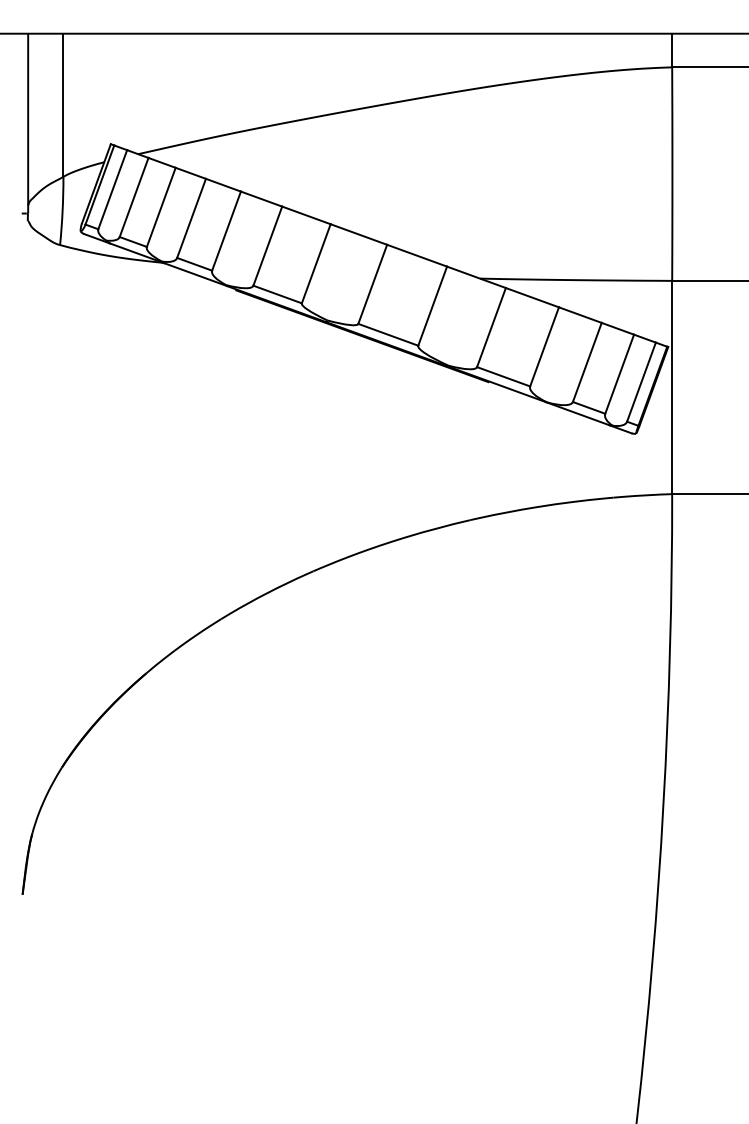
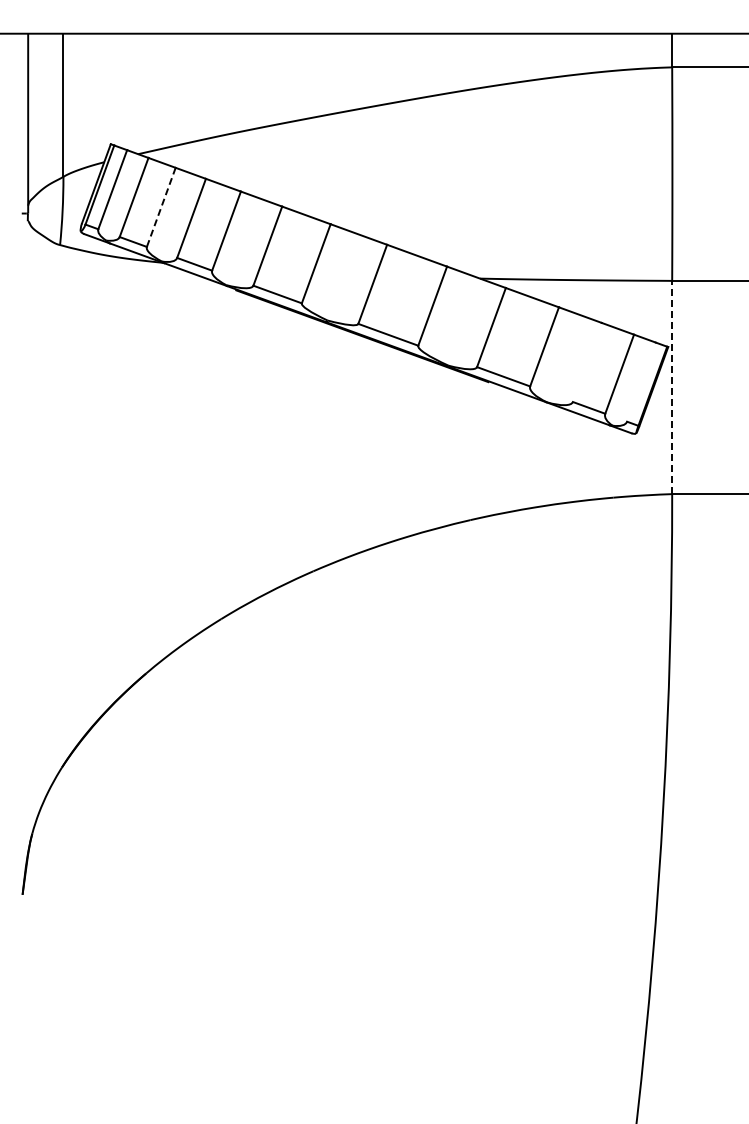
line: solid -> dashed (161, 207)
line: present -> none (586, 362)
line: present -> none (641, 381)
line: solid -> dashed (672, 387)
